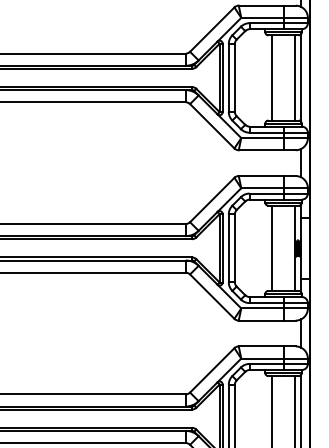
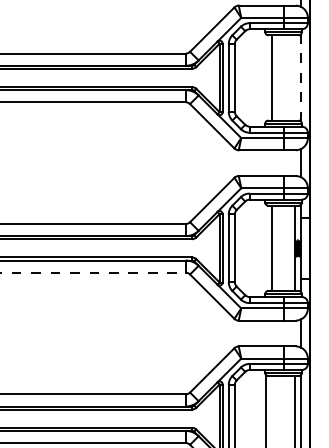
line: present -> none (295, 77)
line: solid -> dashed (301, 77)
line: solid -> dashed (93, 272)
line position: (271, 410) -> (265, 410) (265, 410)
